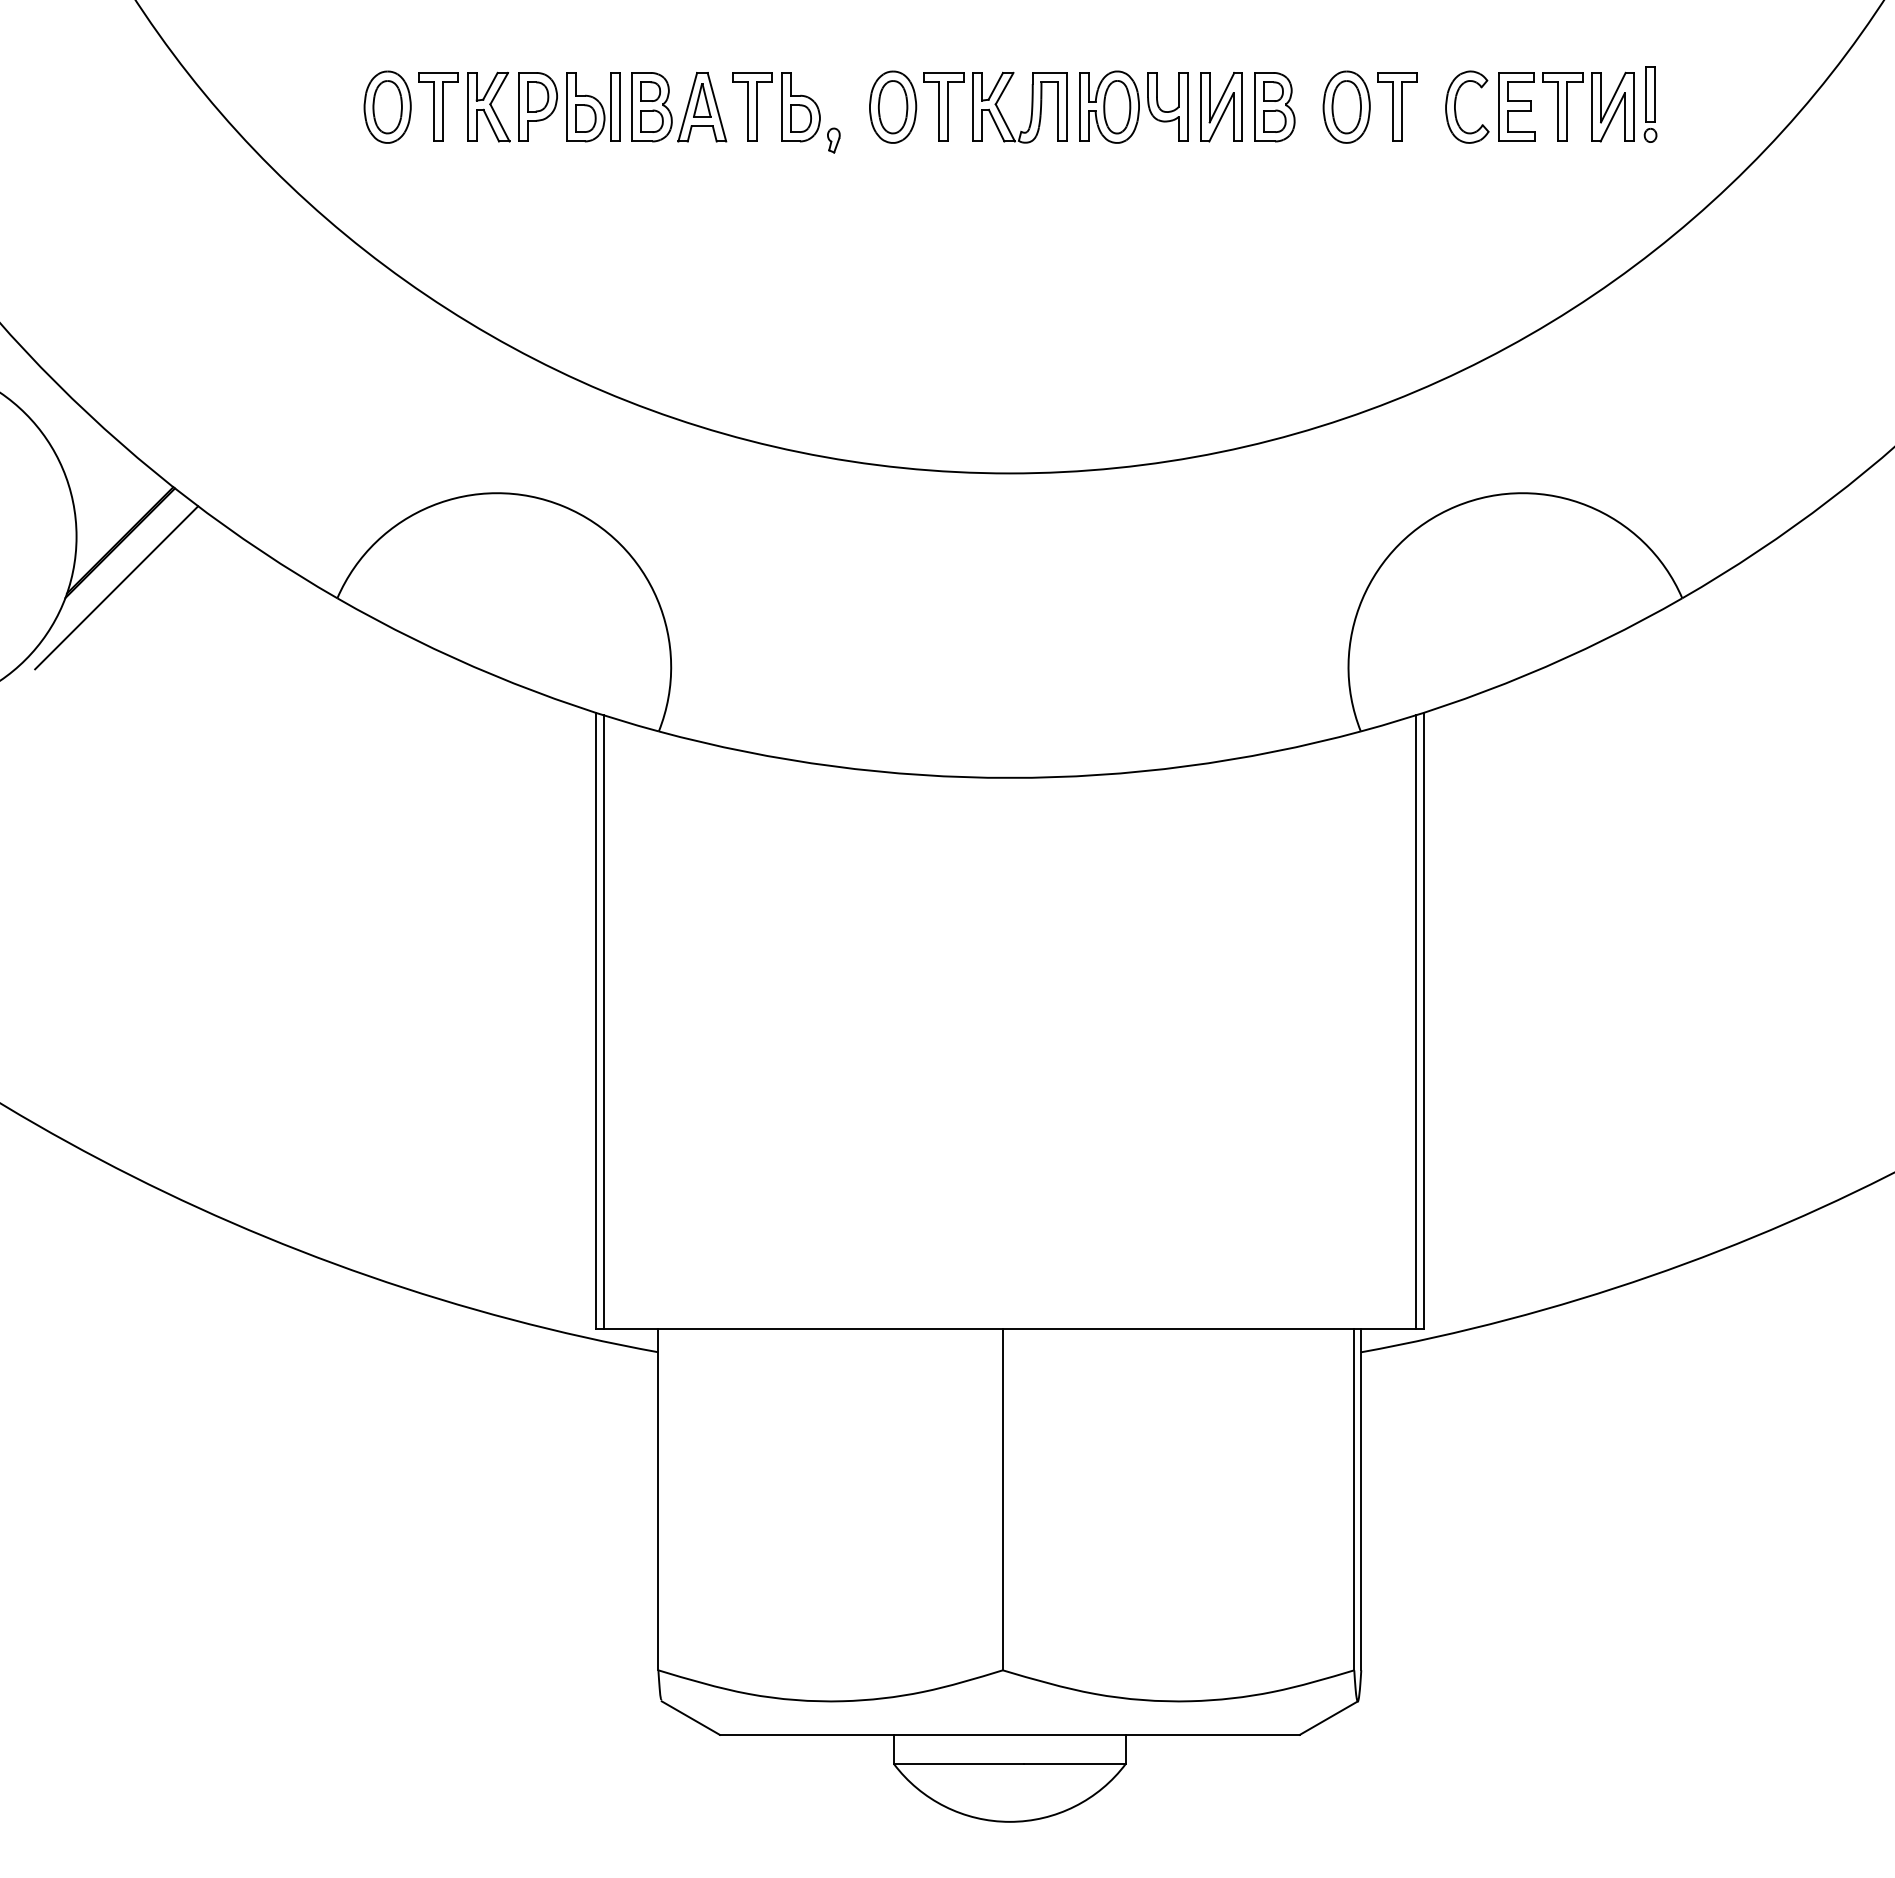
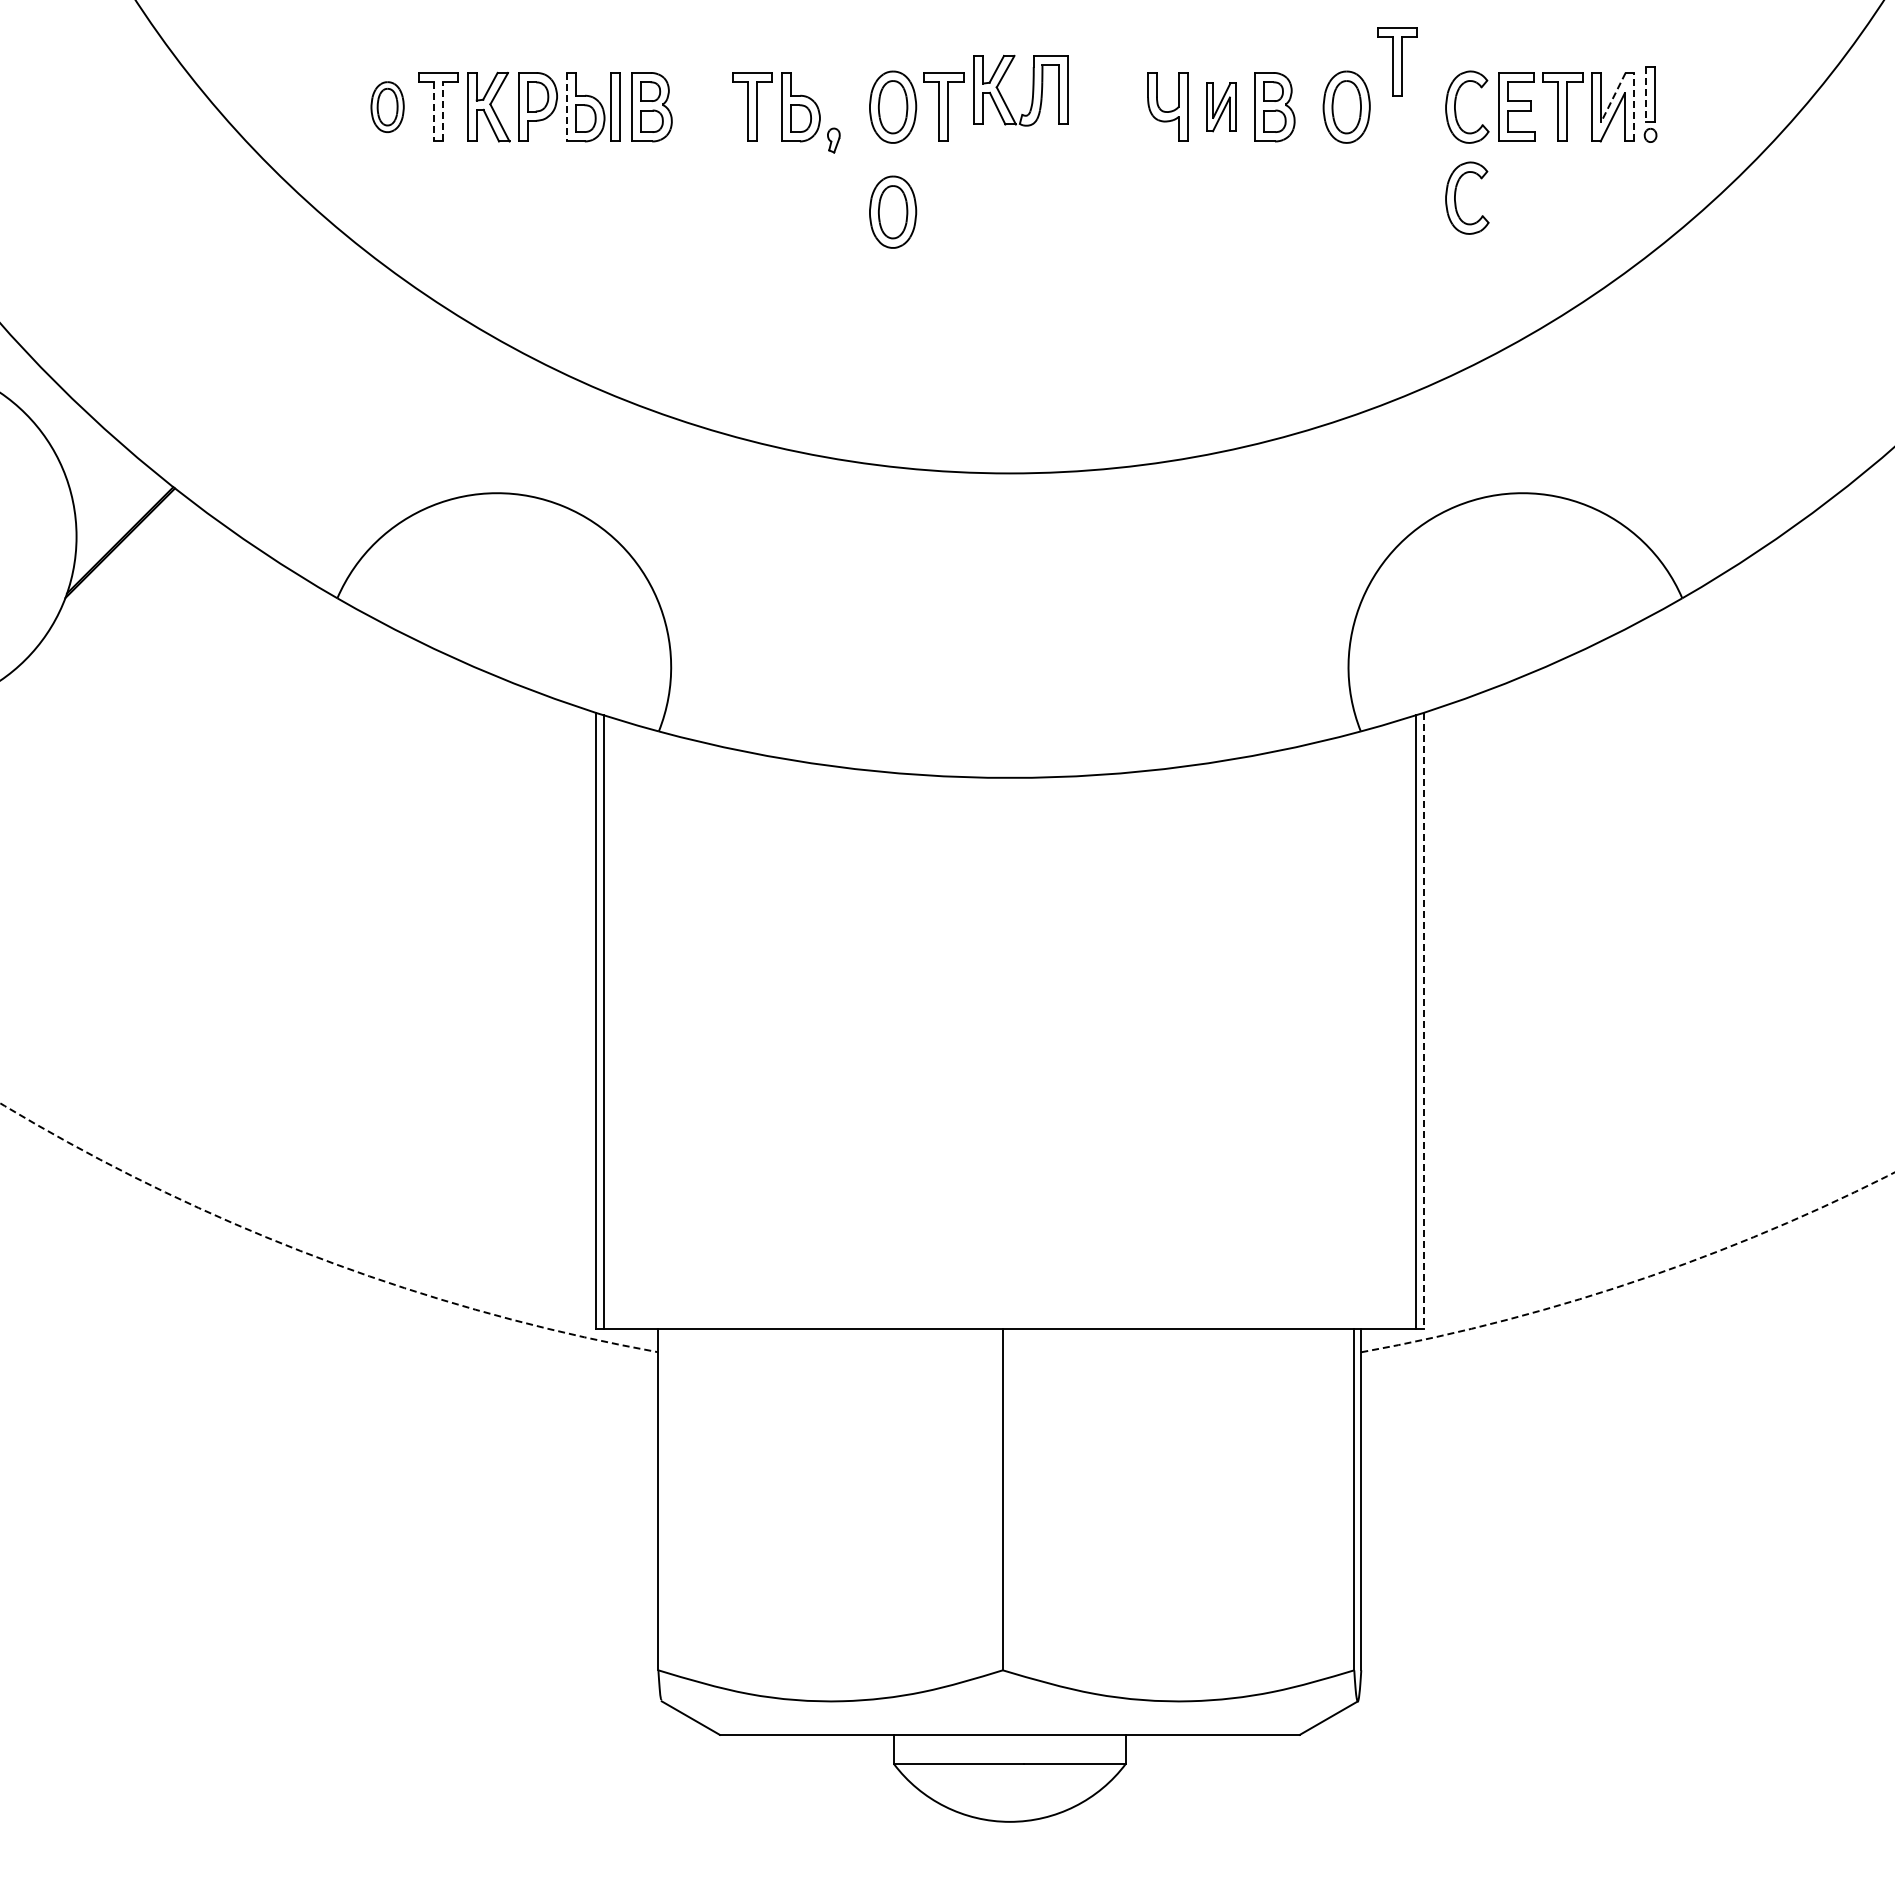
line: solid -> dashed (1646, 94)
line: solid -> dashed (1613, 97)
part size: 49x74 px -> 35x52 px (387, 106)
part: present -> none (1109, 106)
part position: (1397, 106) -> (1397, 61) (1397, 61)
line: solid -> dashed (1633, 106)
line: solid -> dashed (567, 107)
part: present -> none (702, 107)
part position: (1031, 107) -> (1032, 90) (1032, 90)
part size: 43x71 px -> 31x51 px (1221, 107)
line: solid -> dashed (433, 111)
line: solid -> dashed (442, 111)
part: none -> present (1456, 193)
part: none -> present (893, 211)
line: present -> none (116, 587)
line: solid -> dashed (1423, 1021)
arc: solid -> dashed (318, 1257)
arc: solid -> dashed (1633, 1281)
